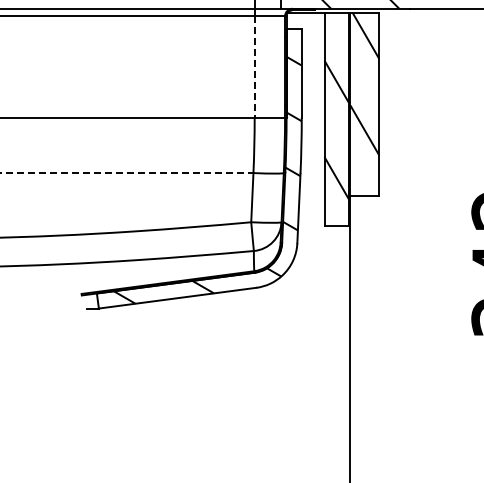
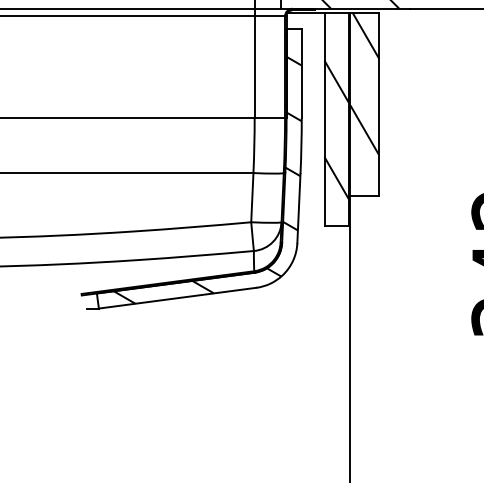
line: dashed -> solid (254, 67)
line: dashed -> solid (127, 173)
